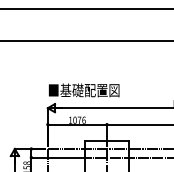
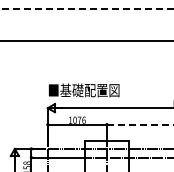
line: solid -> dashed (86, 8)
line: solid -> dashed (140, 124)
